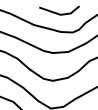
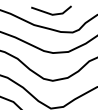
line position: (57, 12) -> (49, 12) (49, 12)
